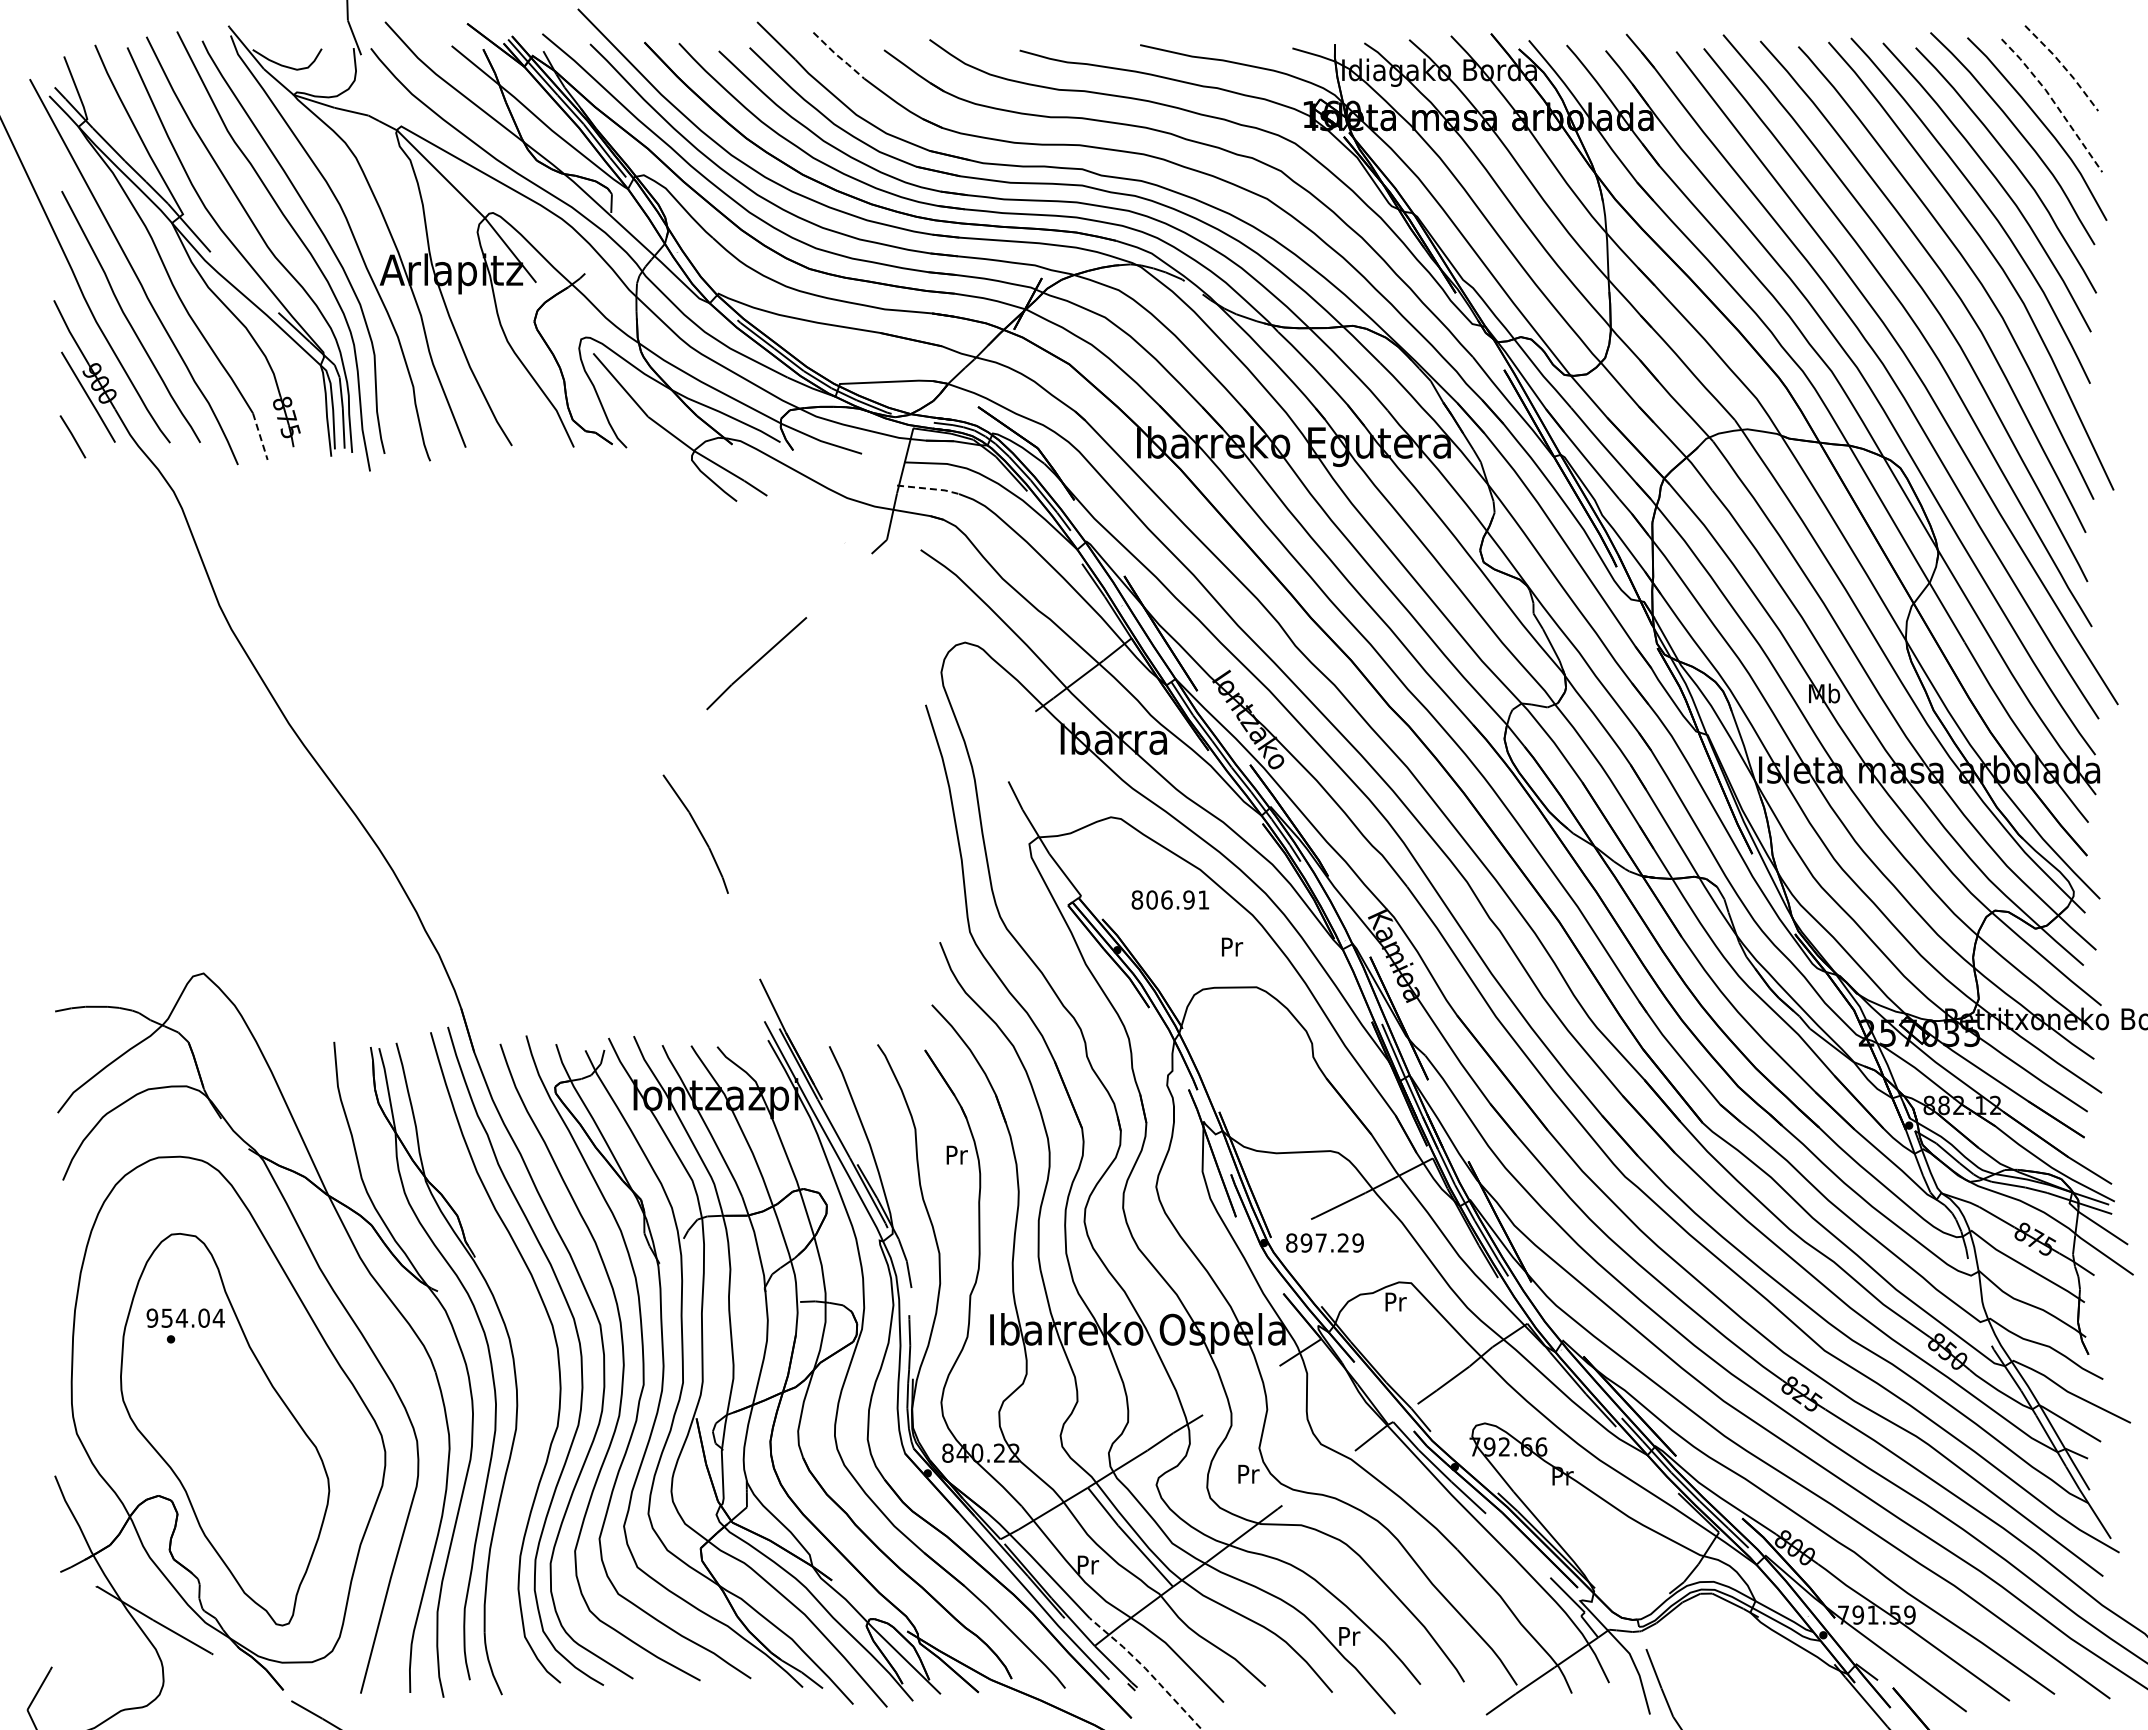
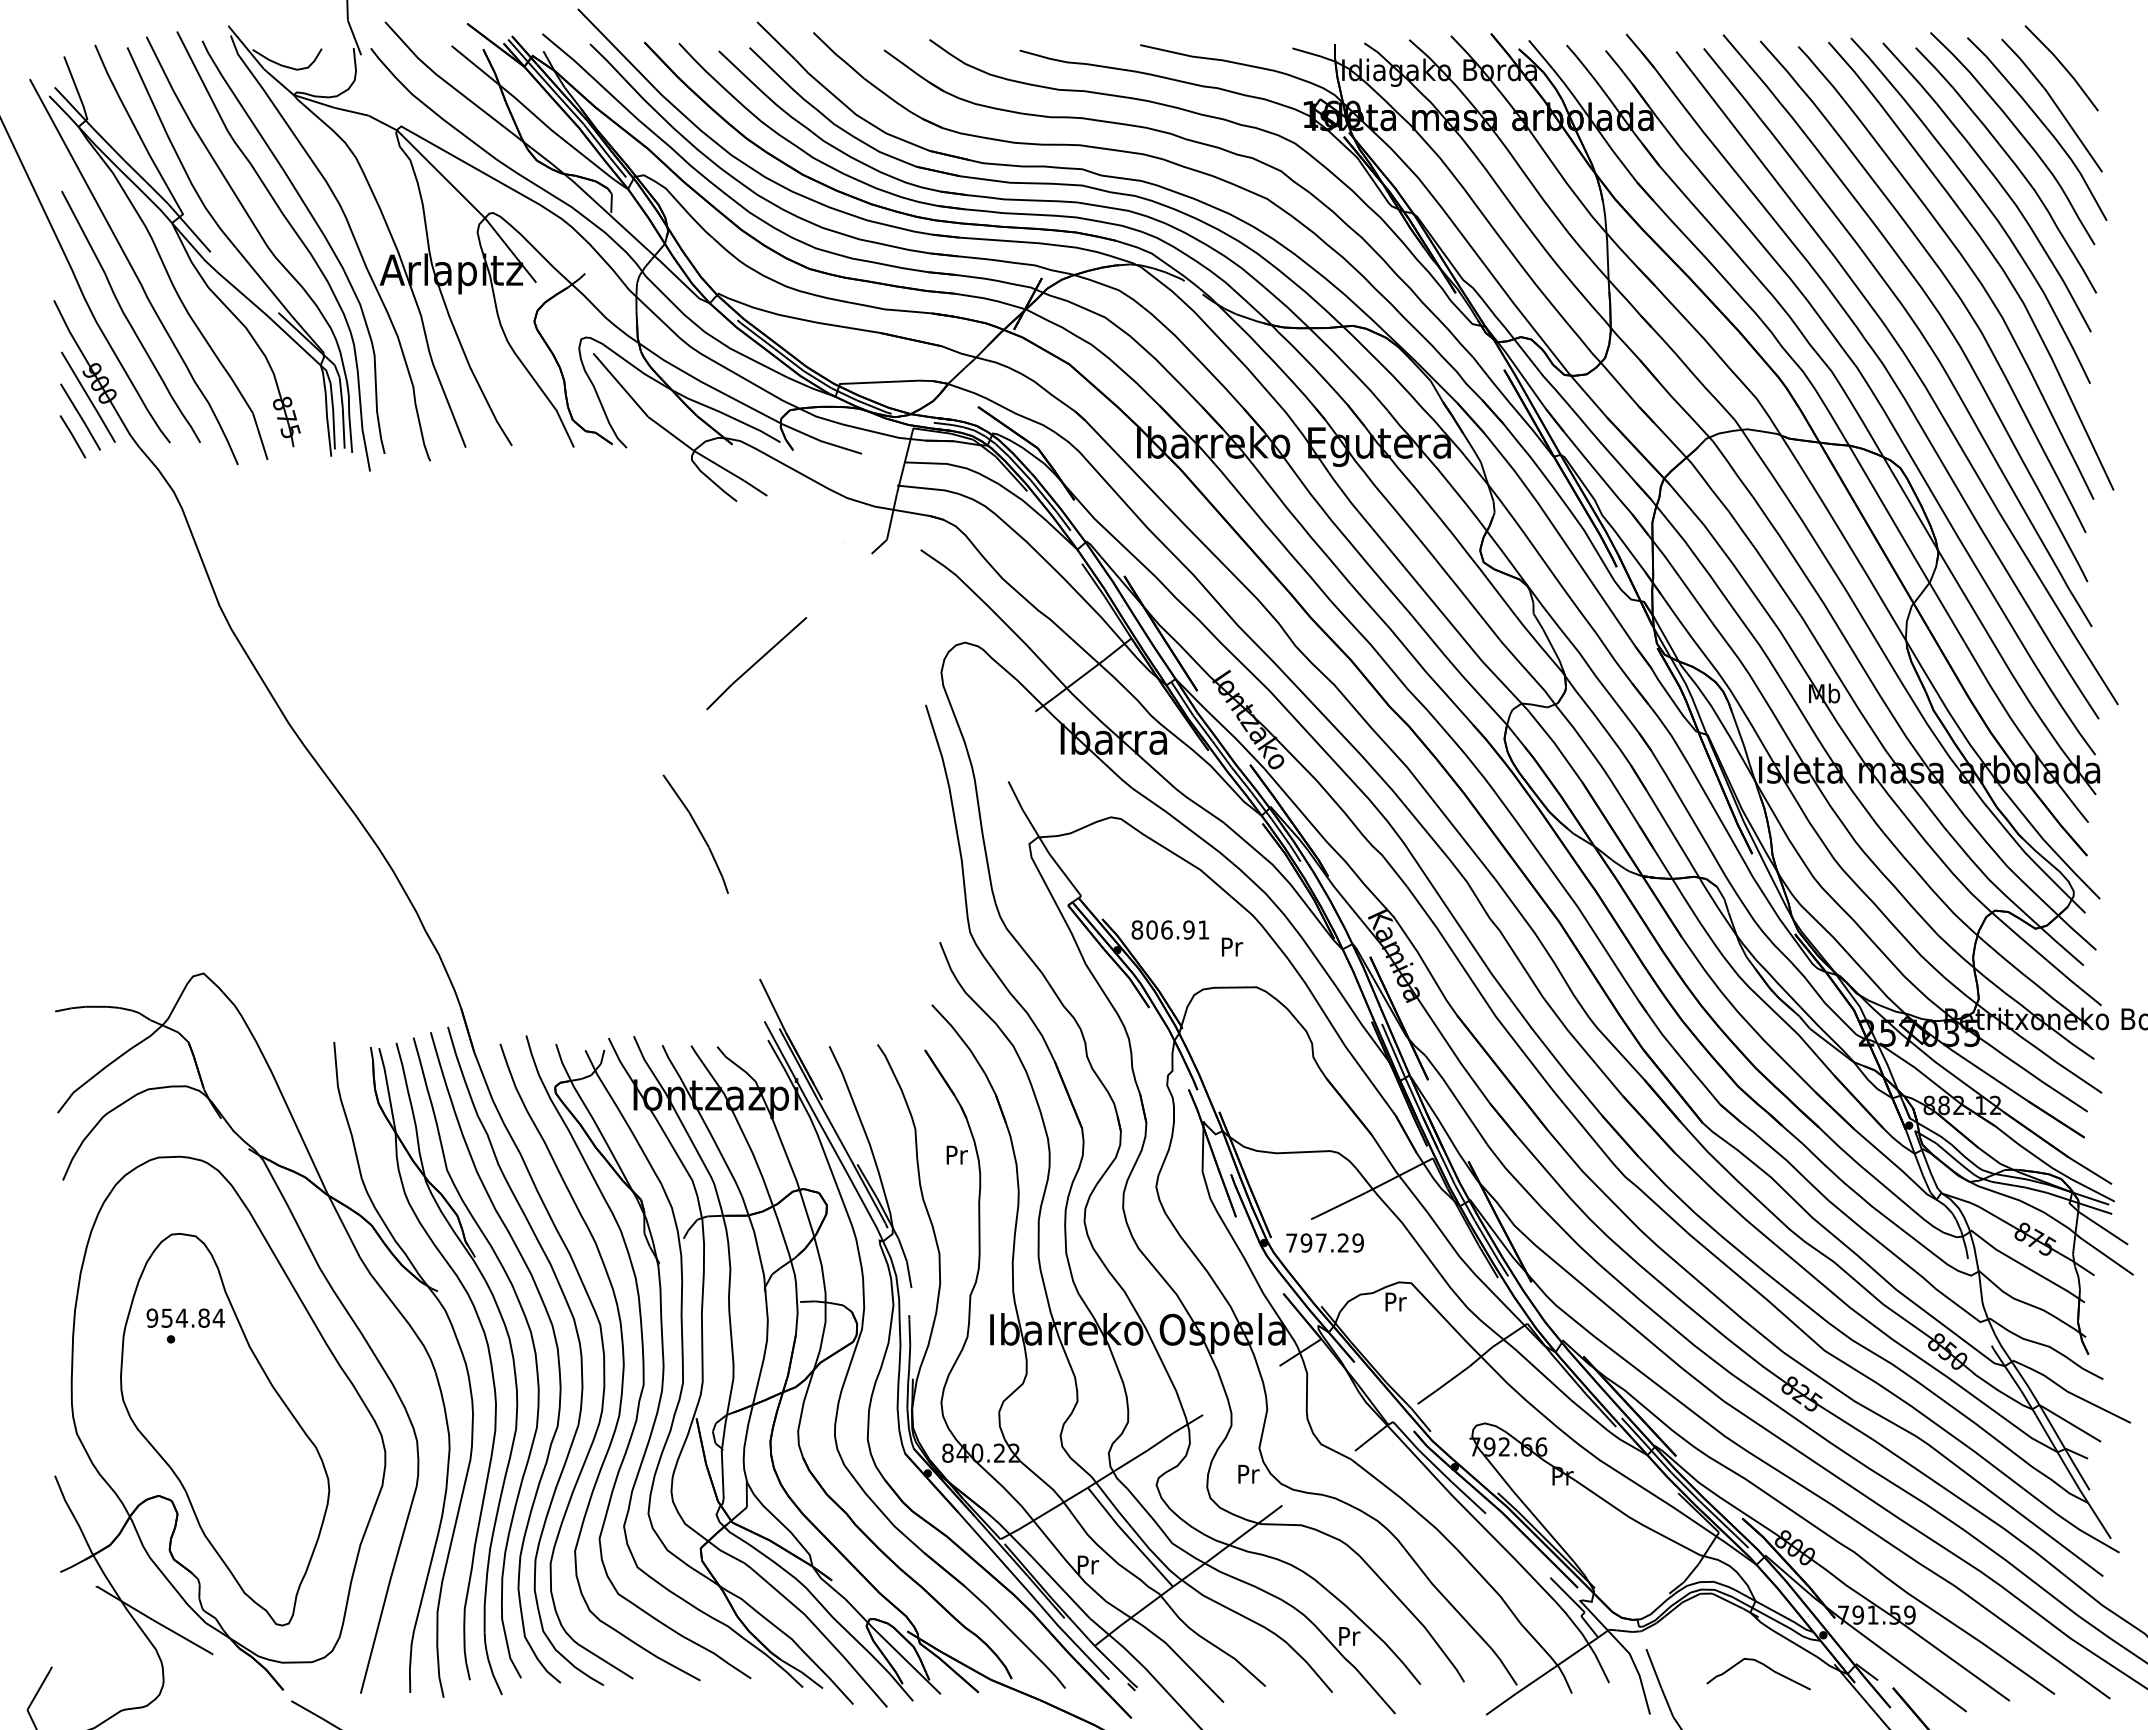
line: dashed -> solid (838, 56)
line: dashed -> solid (2063, 66)
line: dashed -> solid (2054, 102)
line: none -> present (80, 416)
line: dashed -> solid (260, 437)
line: dashed -> solid (929, 488)
text position: (1169, 899) -> (1169, 929) (1169, 929)
text: 897.29 -> 797.29 (1291, 1242)
text: 954.04 -> 954.84 (203, 1317)
curve: none -> present (532, 1345)
curve: none -> present (1764, 1666)
line: dashed -> solid (1147, 1670)
